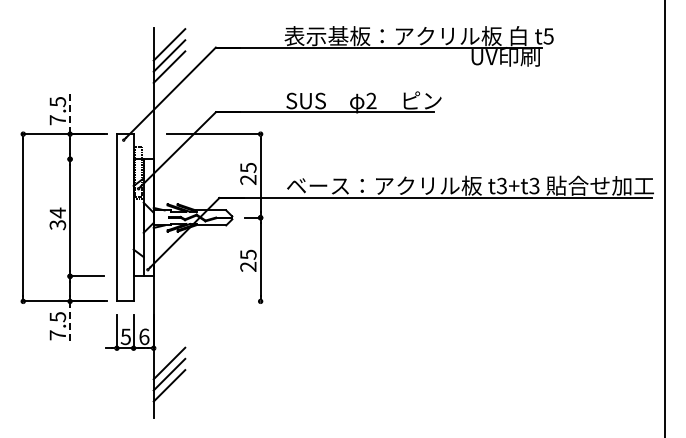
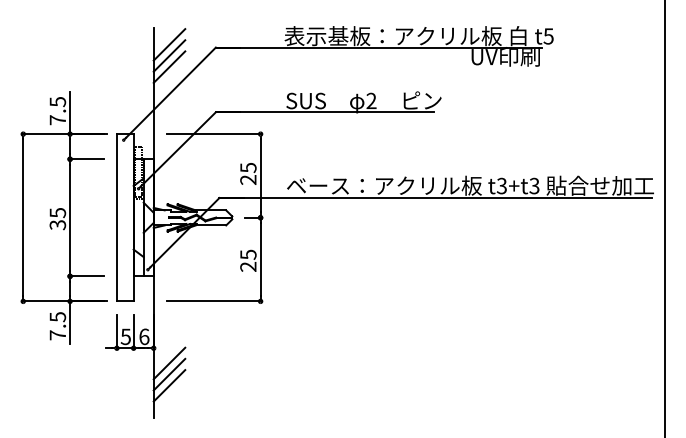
line: dashed -> solid (70, 112)
line: none -> present (86, 159)
text: 34 -> 35 (57, 212)
line: none -> present (213, 301)
line: dashed -> solid (70, 323)
